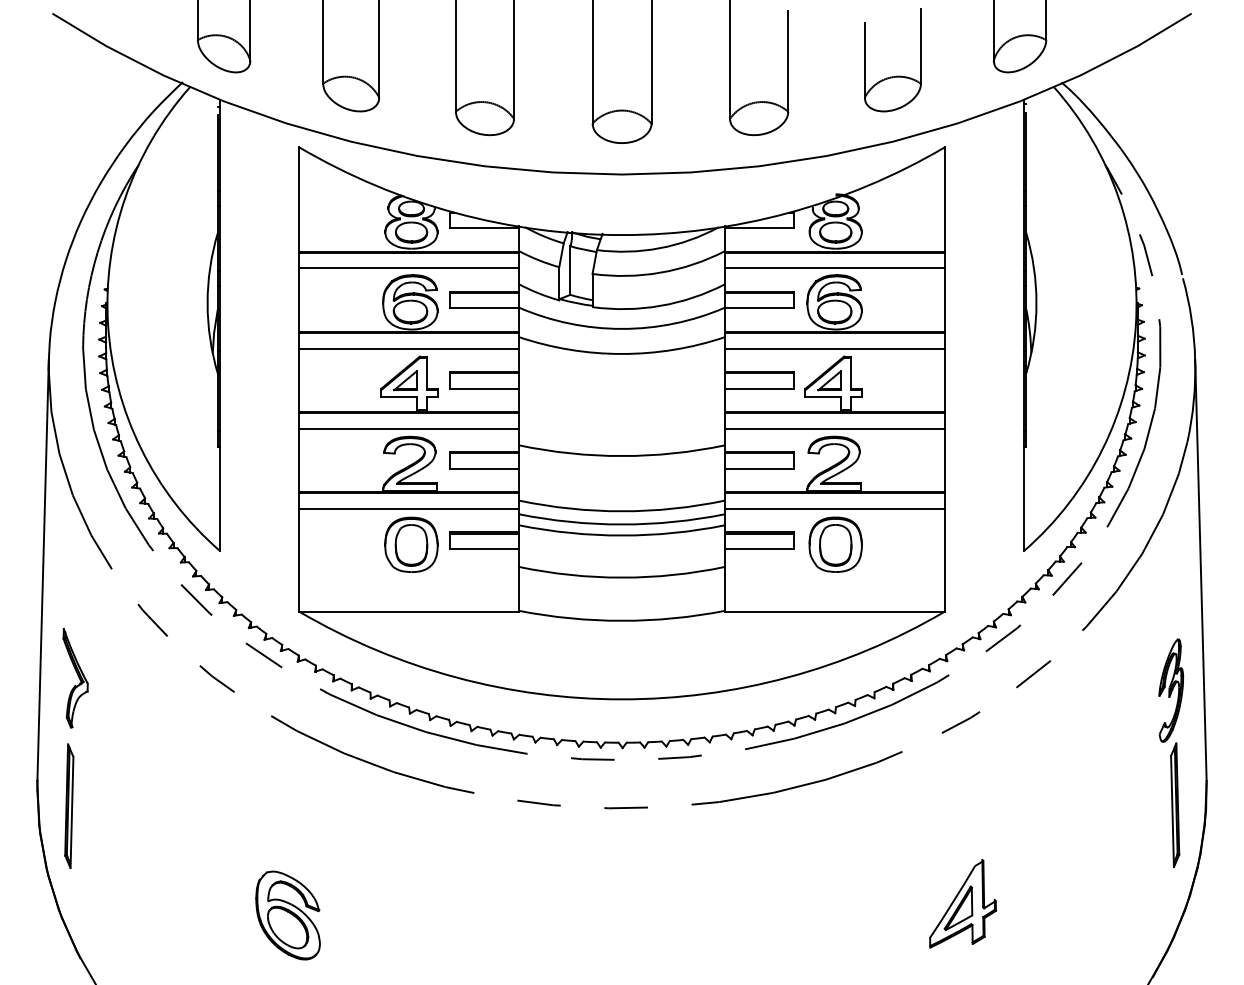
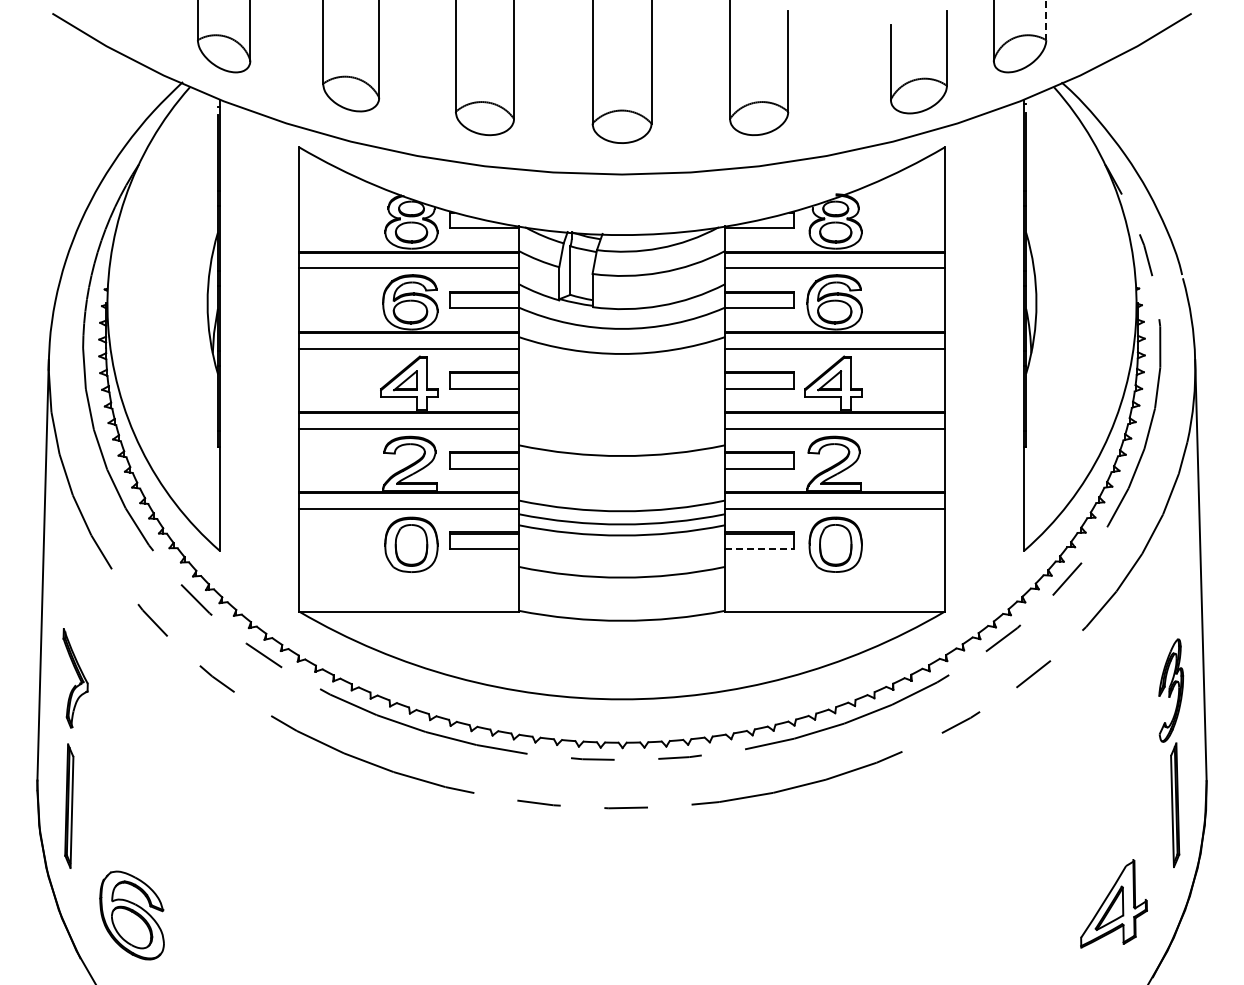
line: solid -> dashed (1046, 20)
part position: (896, 75) -> (922, 77) (922, 77)
line: solid -> dashed (760, 549)
part position: (962, 903) -> (1113, 903) (1113, 903)
part position: (287, 915) -> (131, 915) (131, 915)
